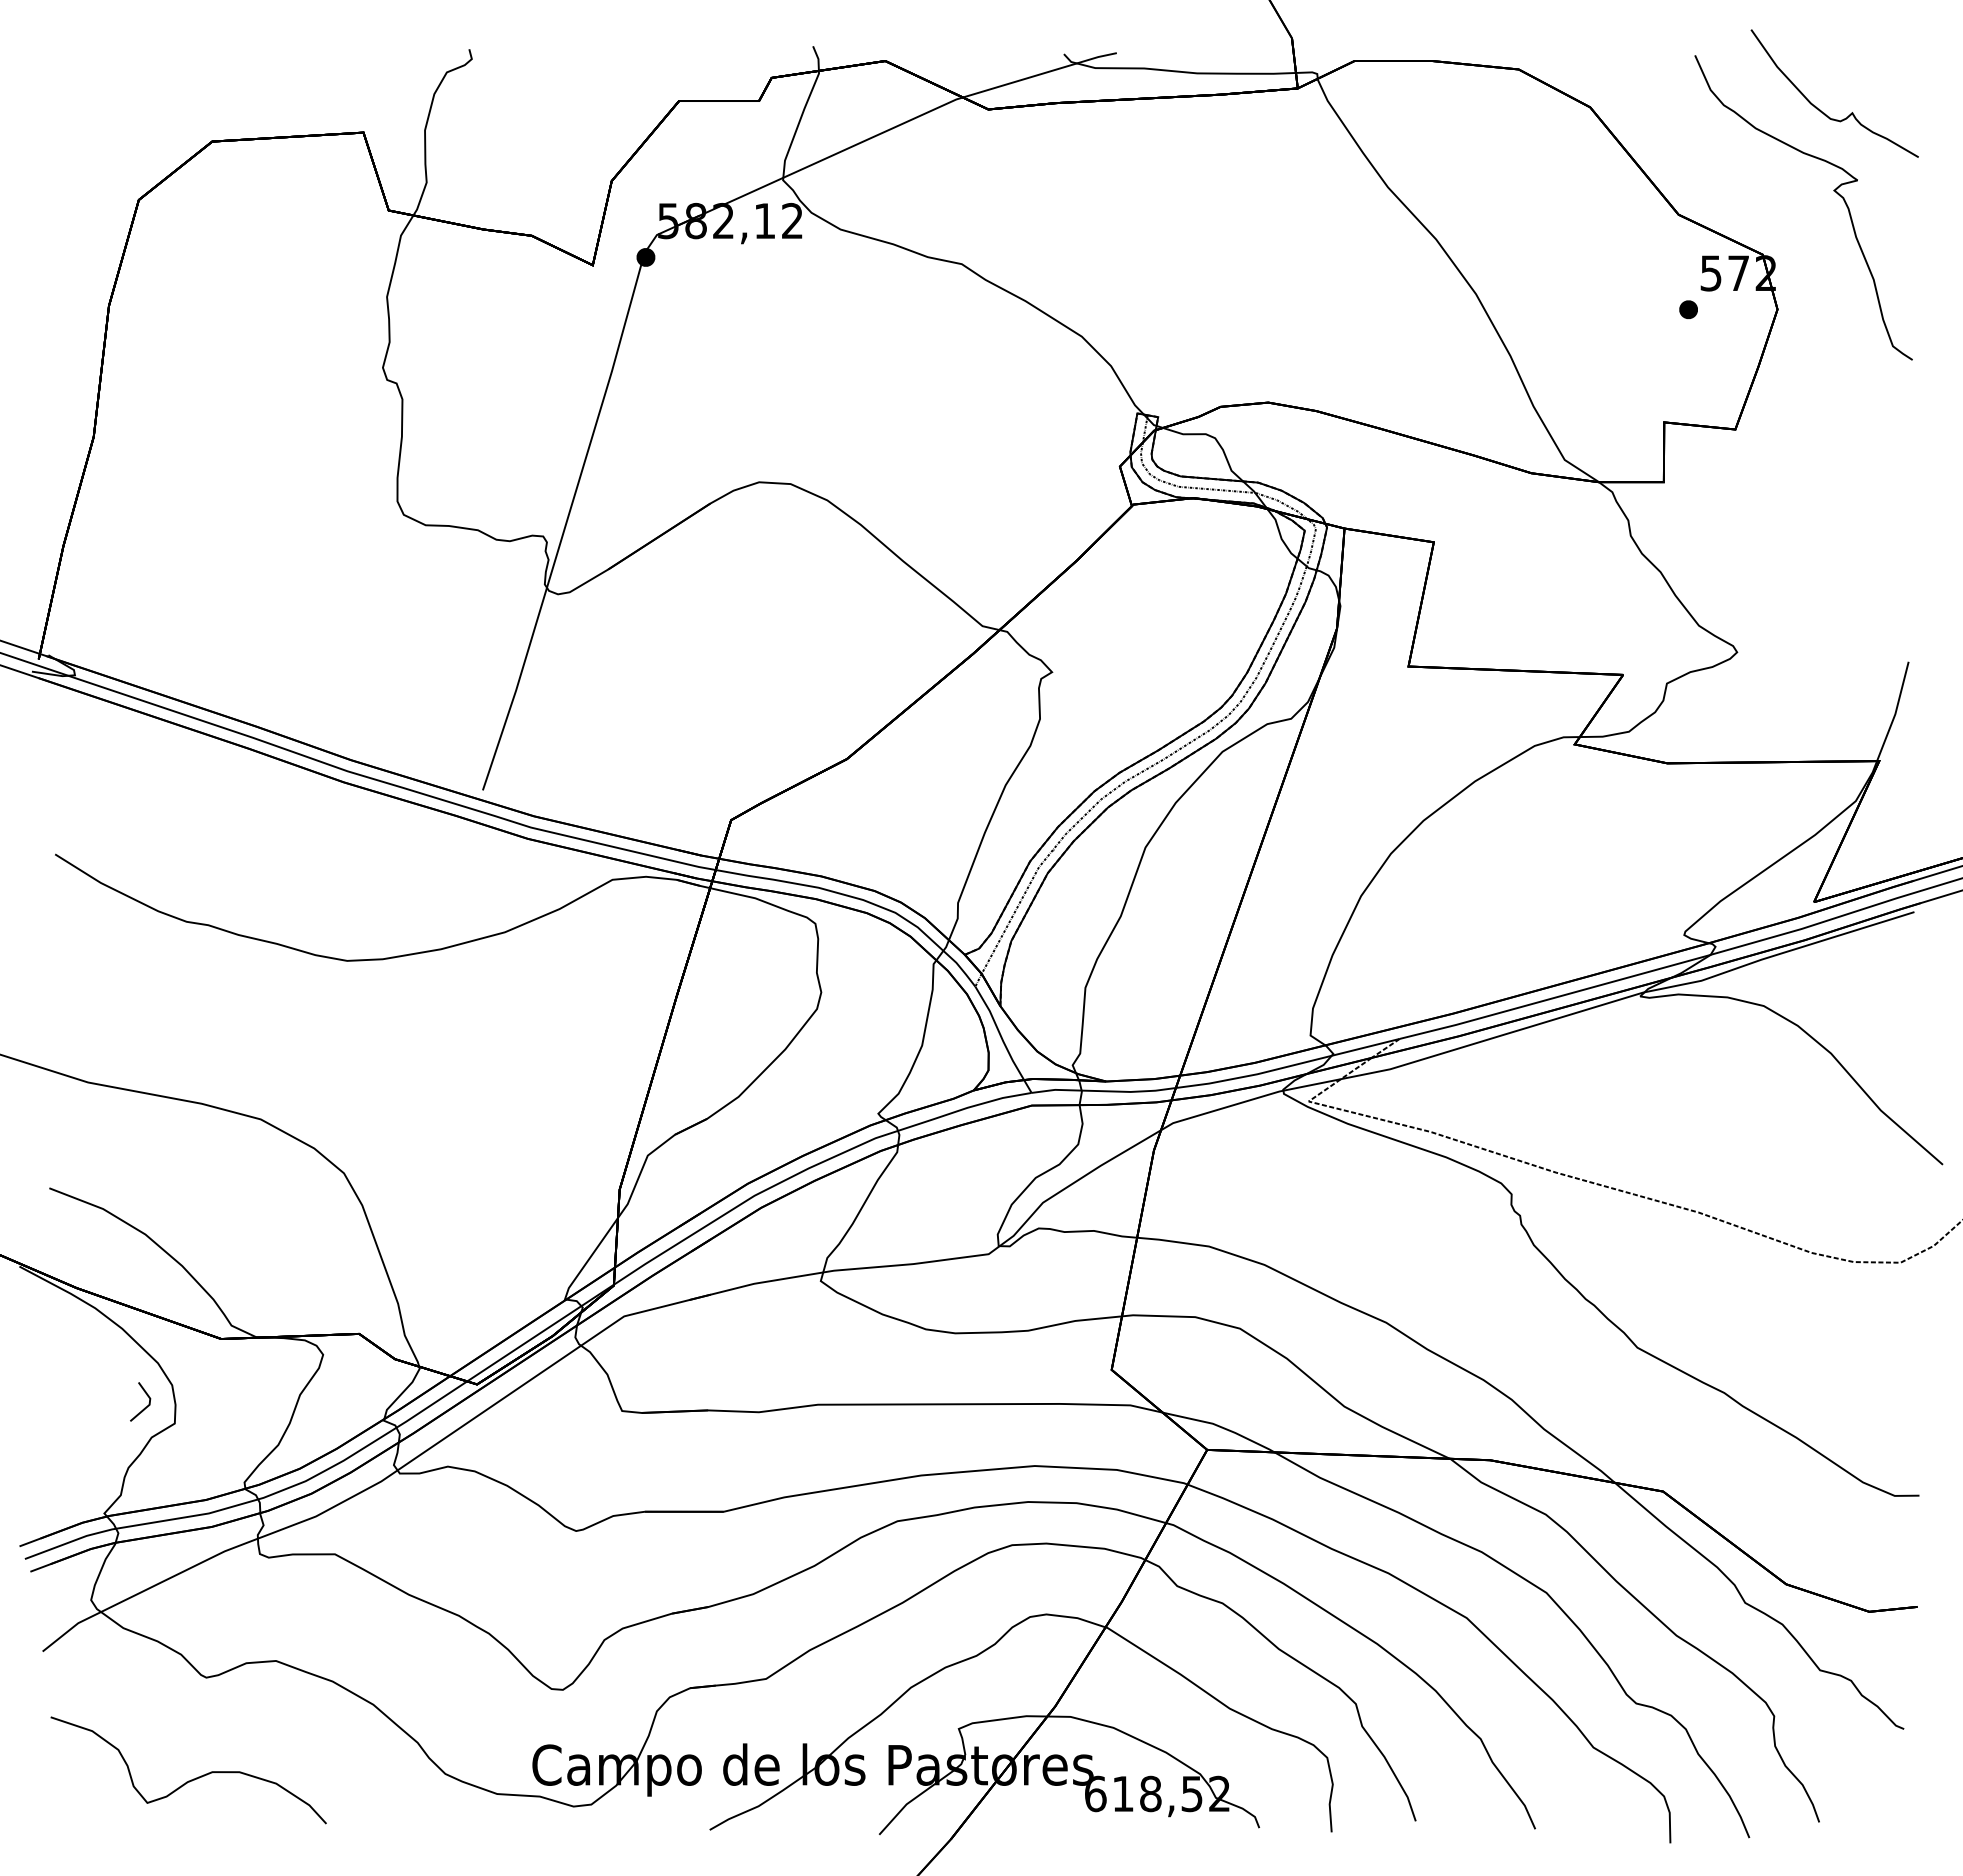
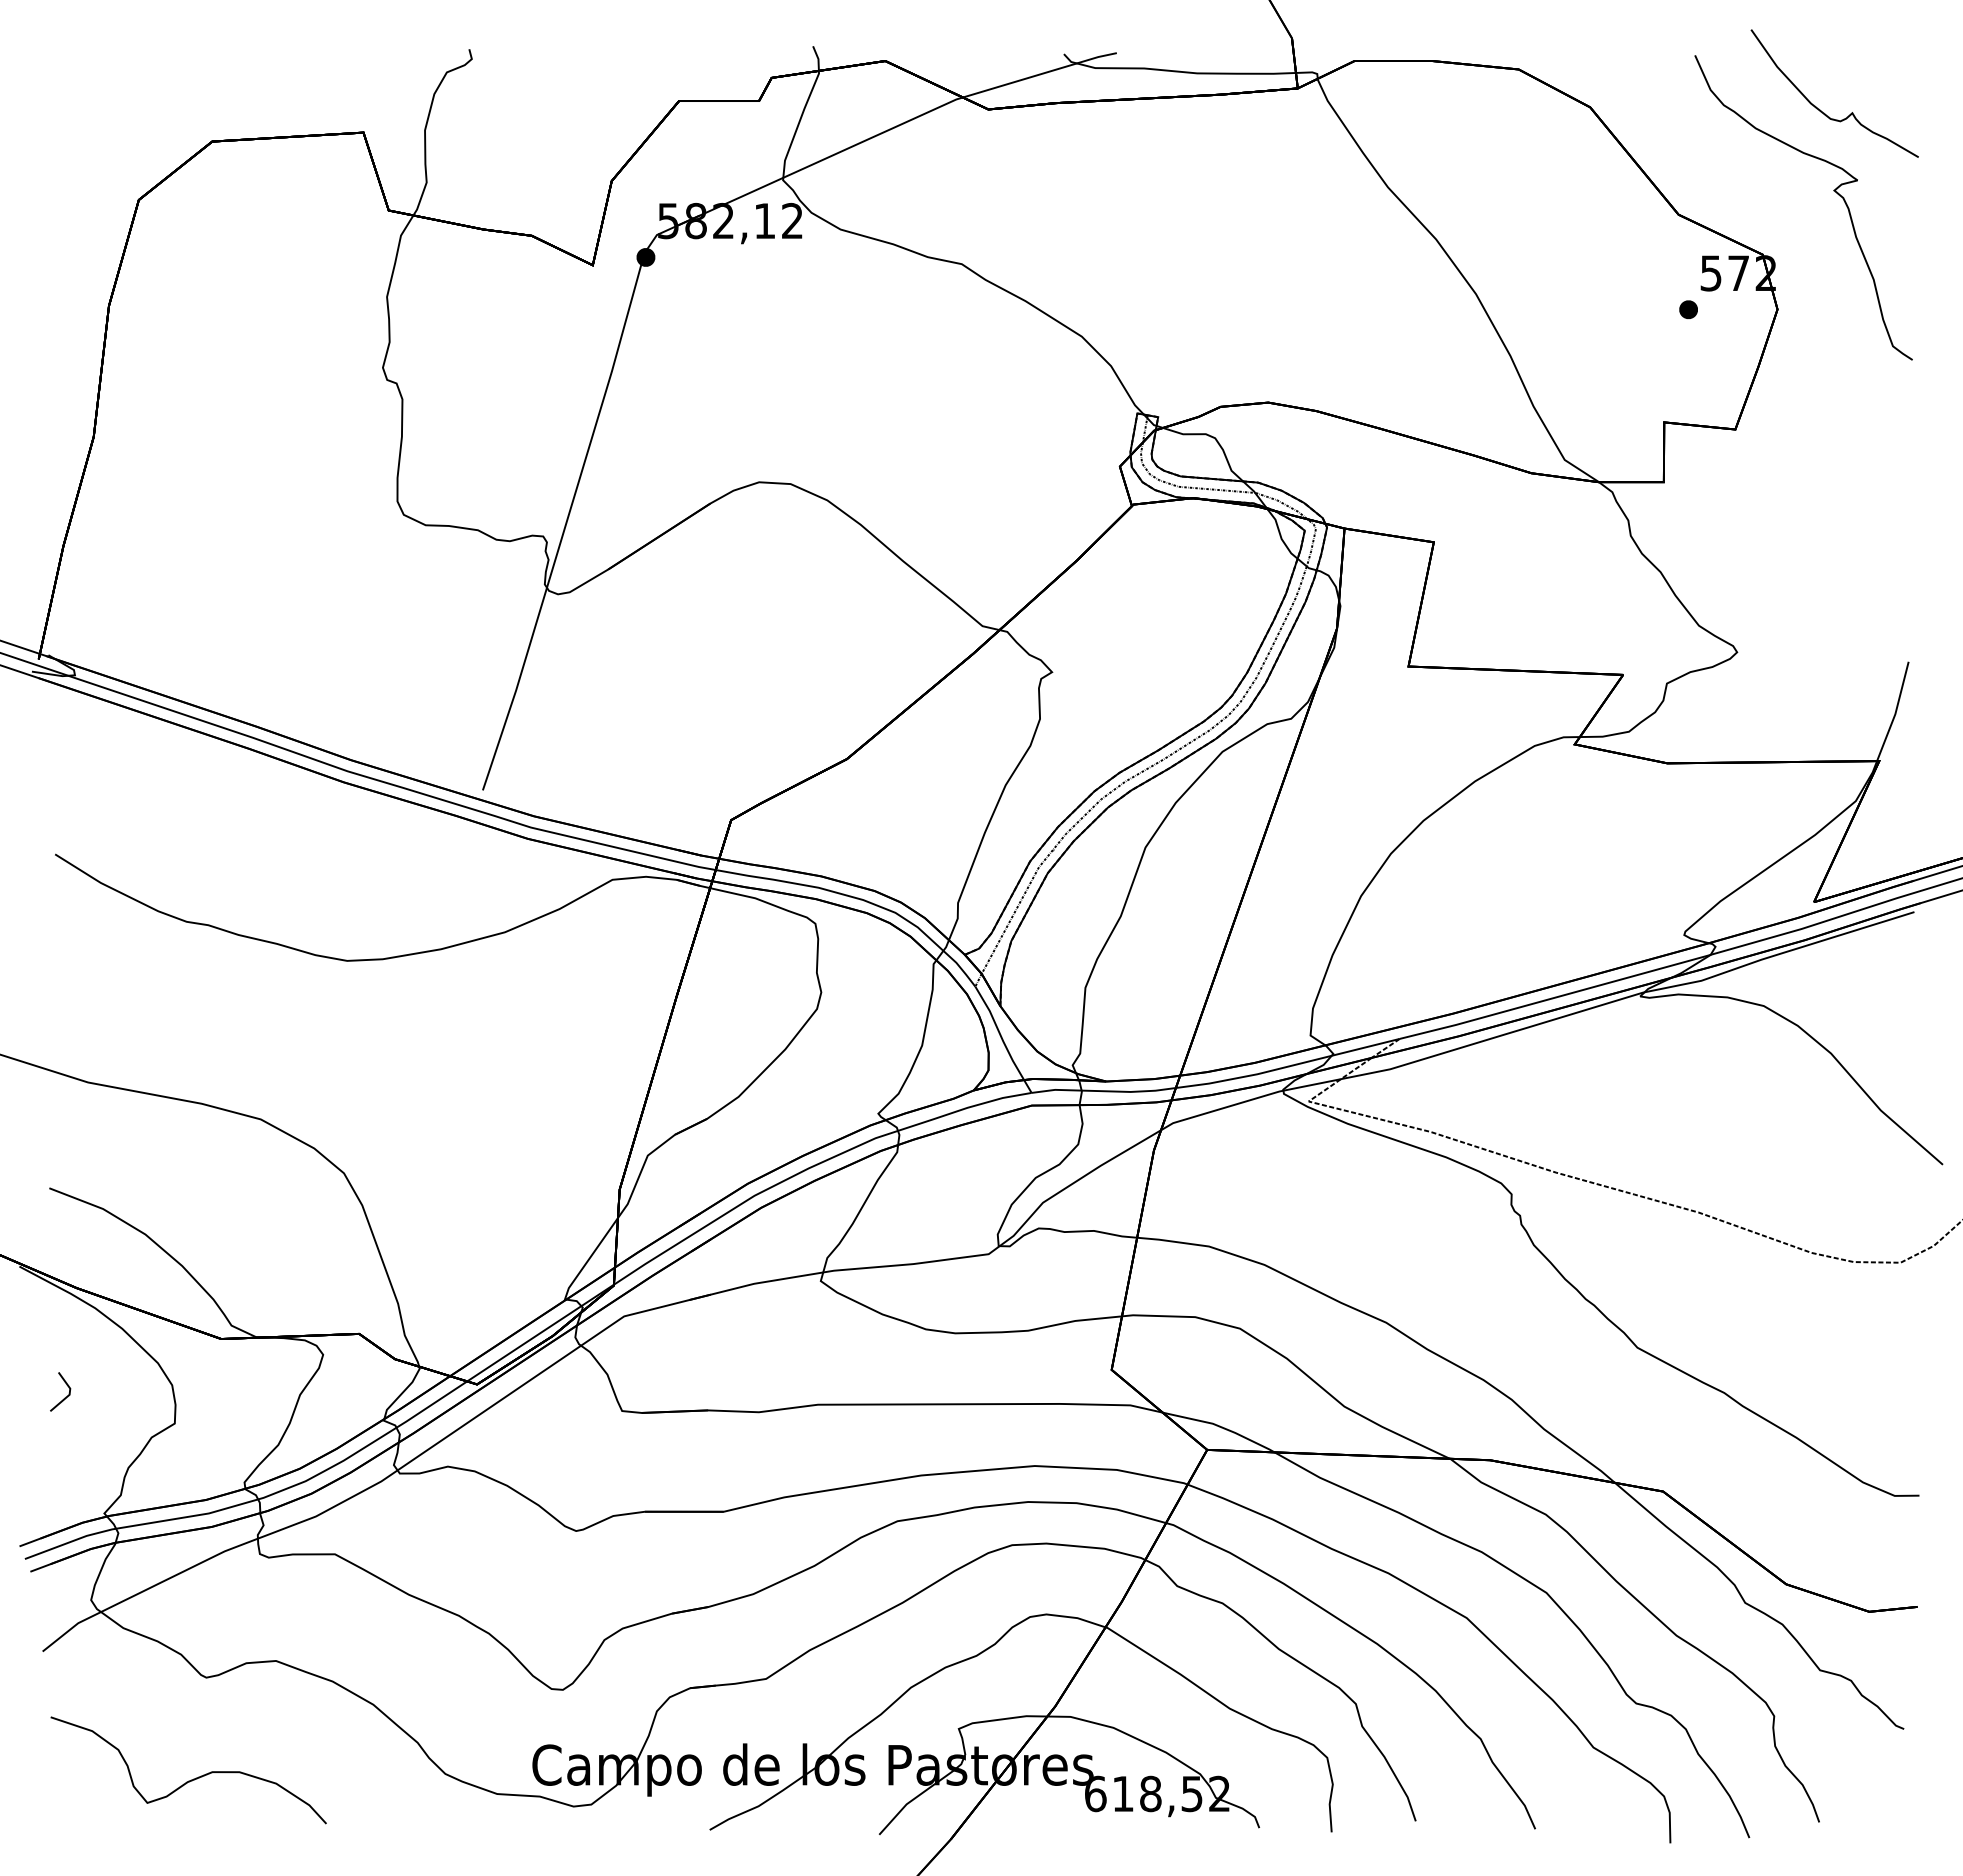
line position: (144, 1407) -> (64, 1397) (64, 1397)
